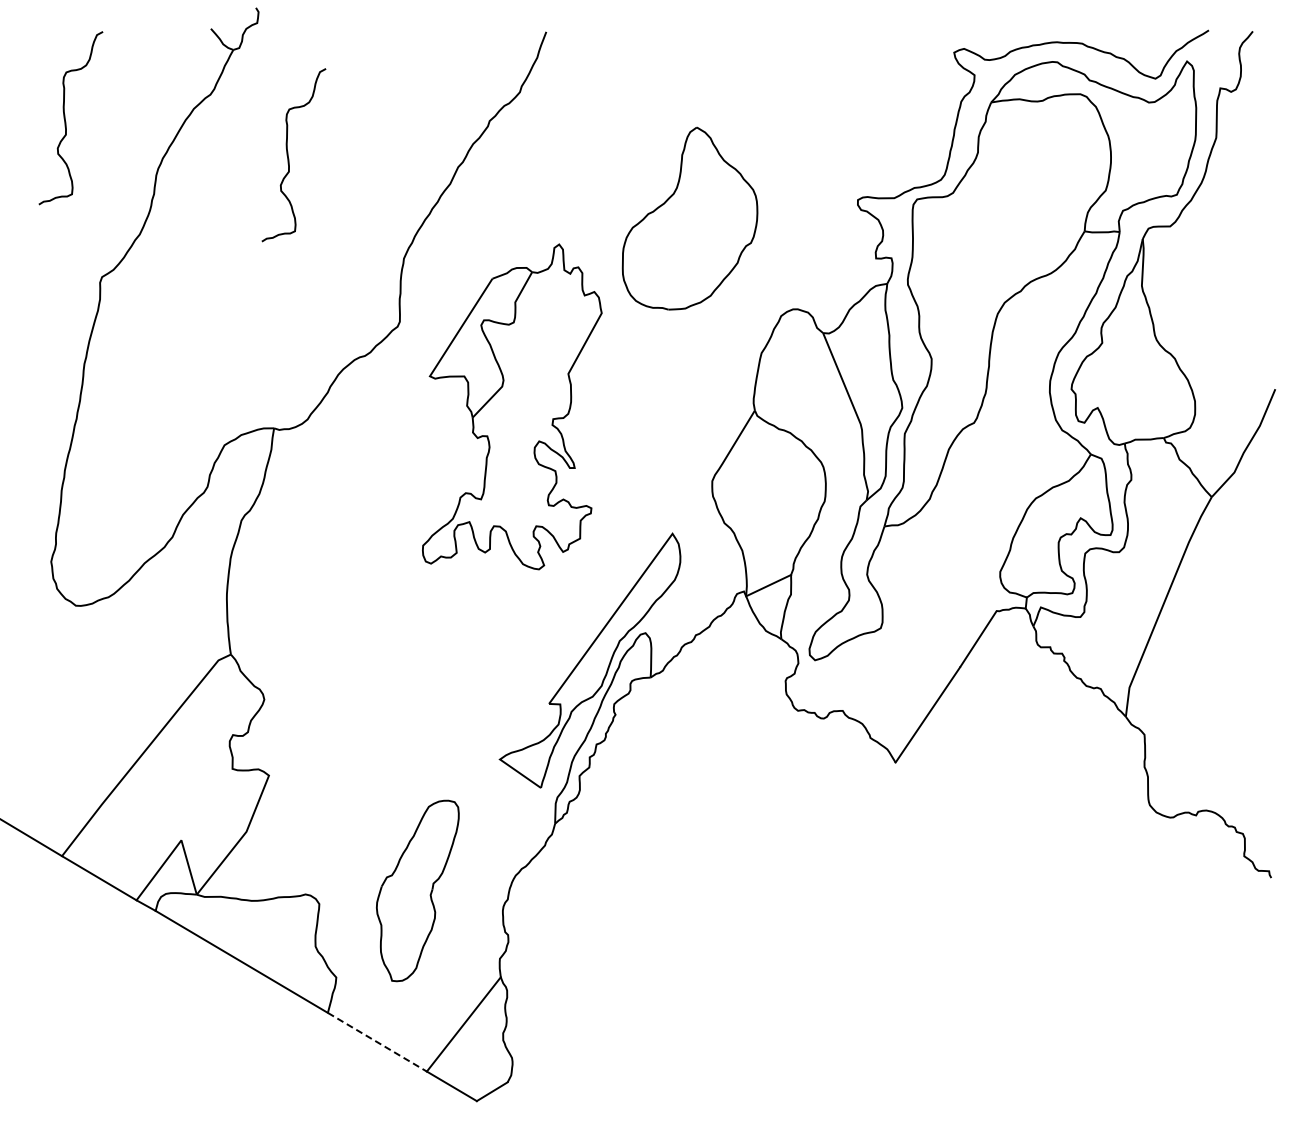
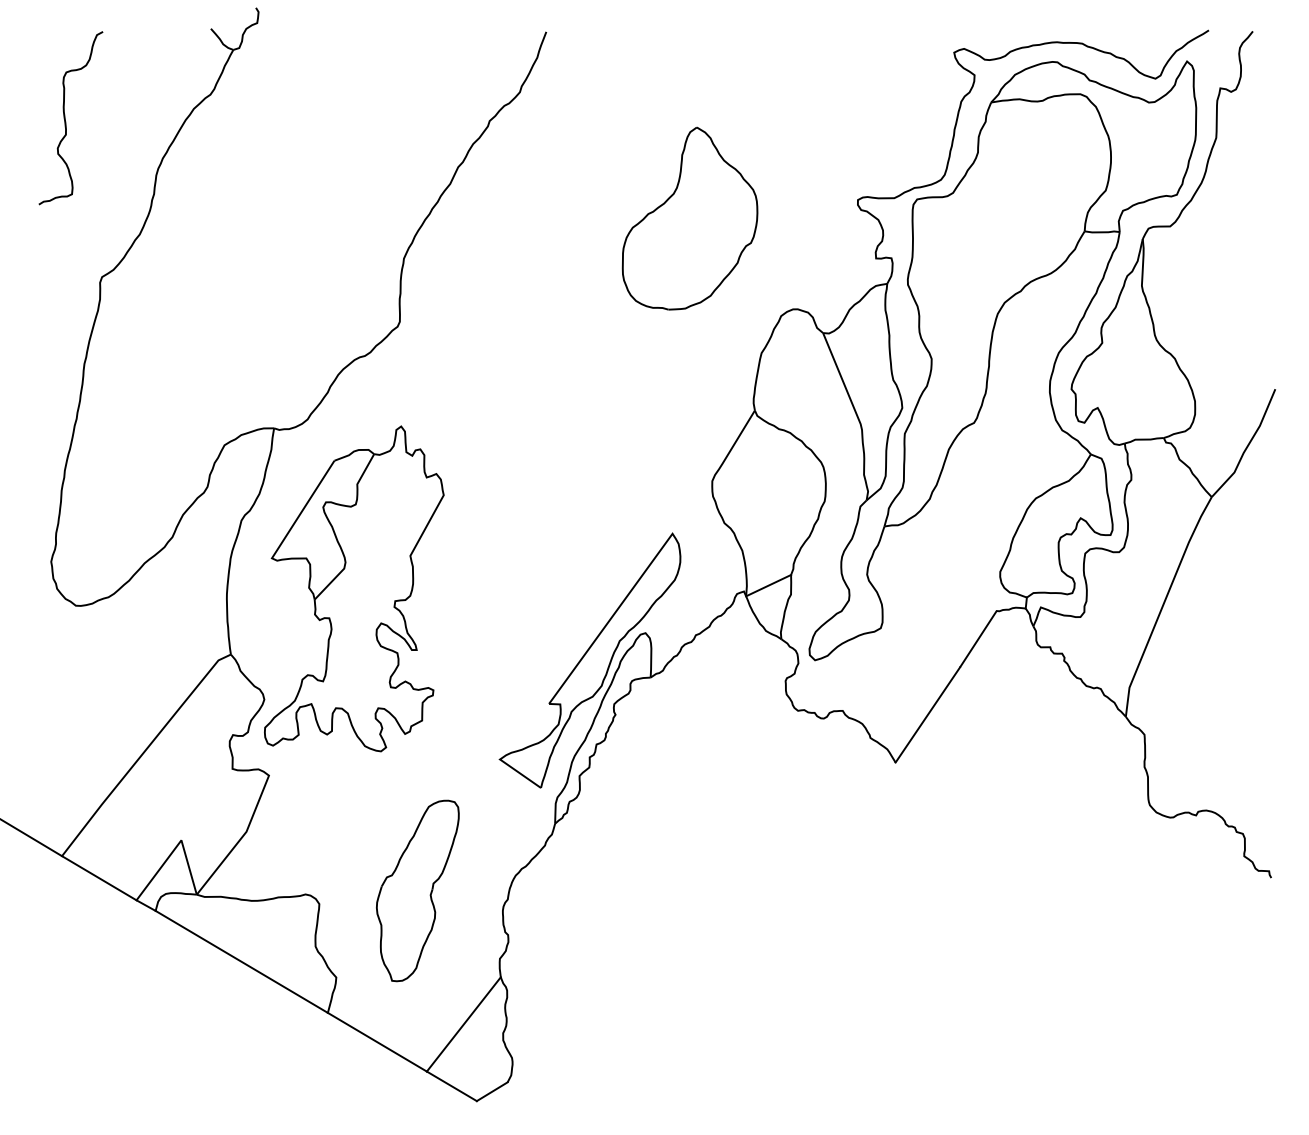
curve: present -> none (288, 155)
part position: (512, 406) -> (354, 588) (354, 588)
line: dashed -> solid (377, 1042)
